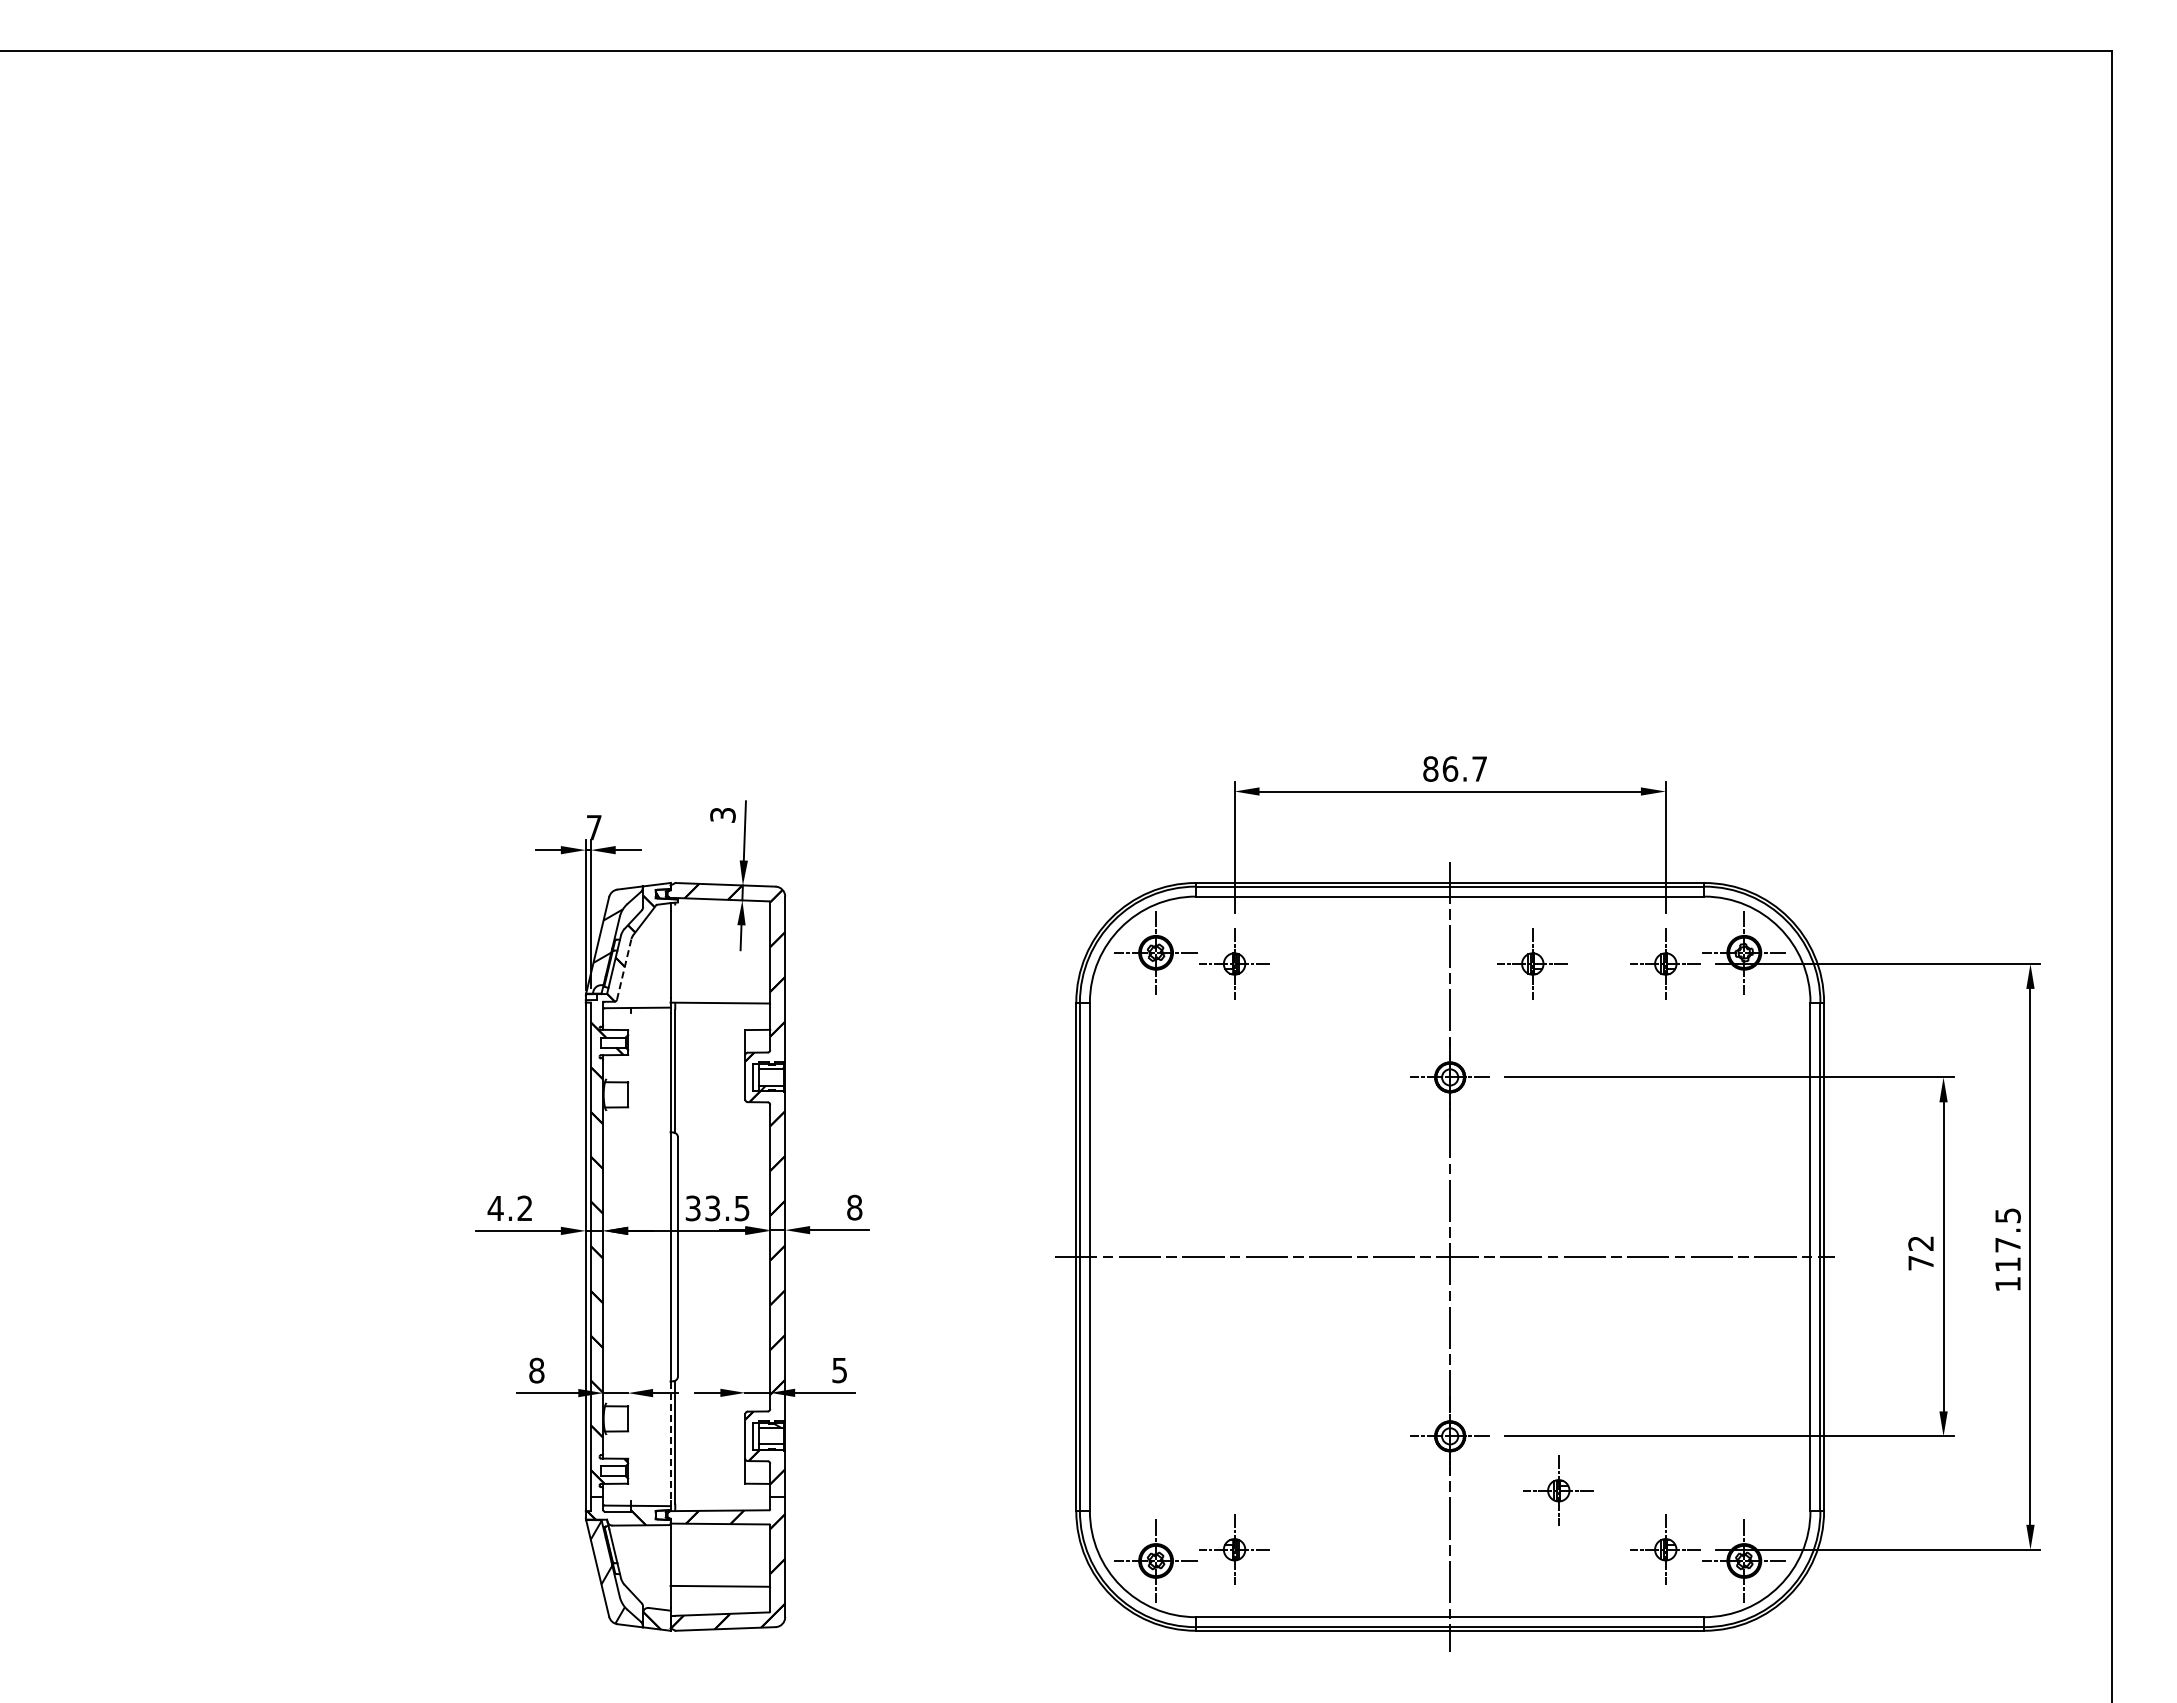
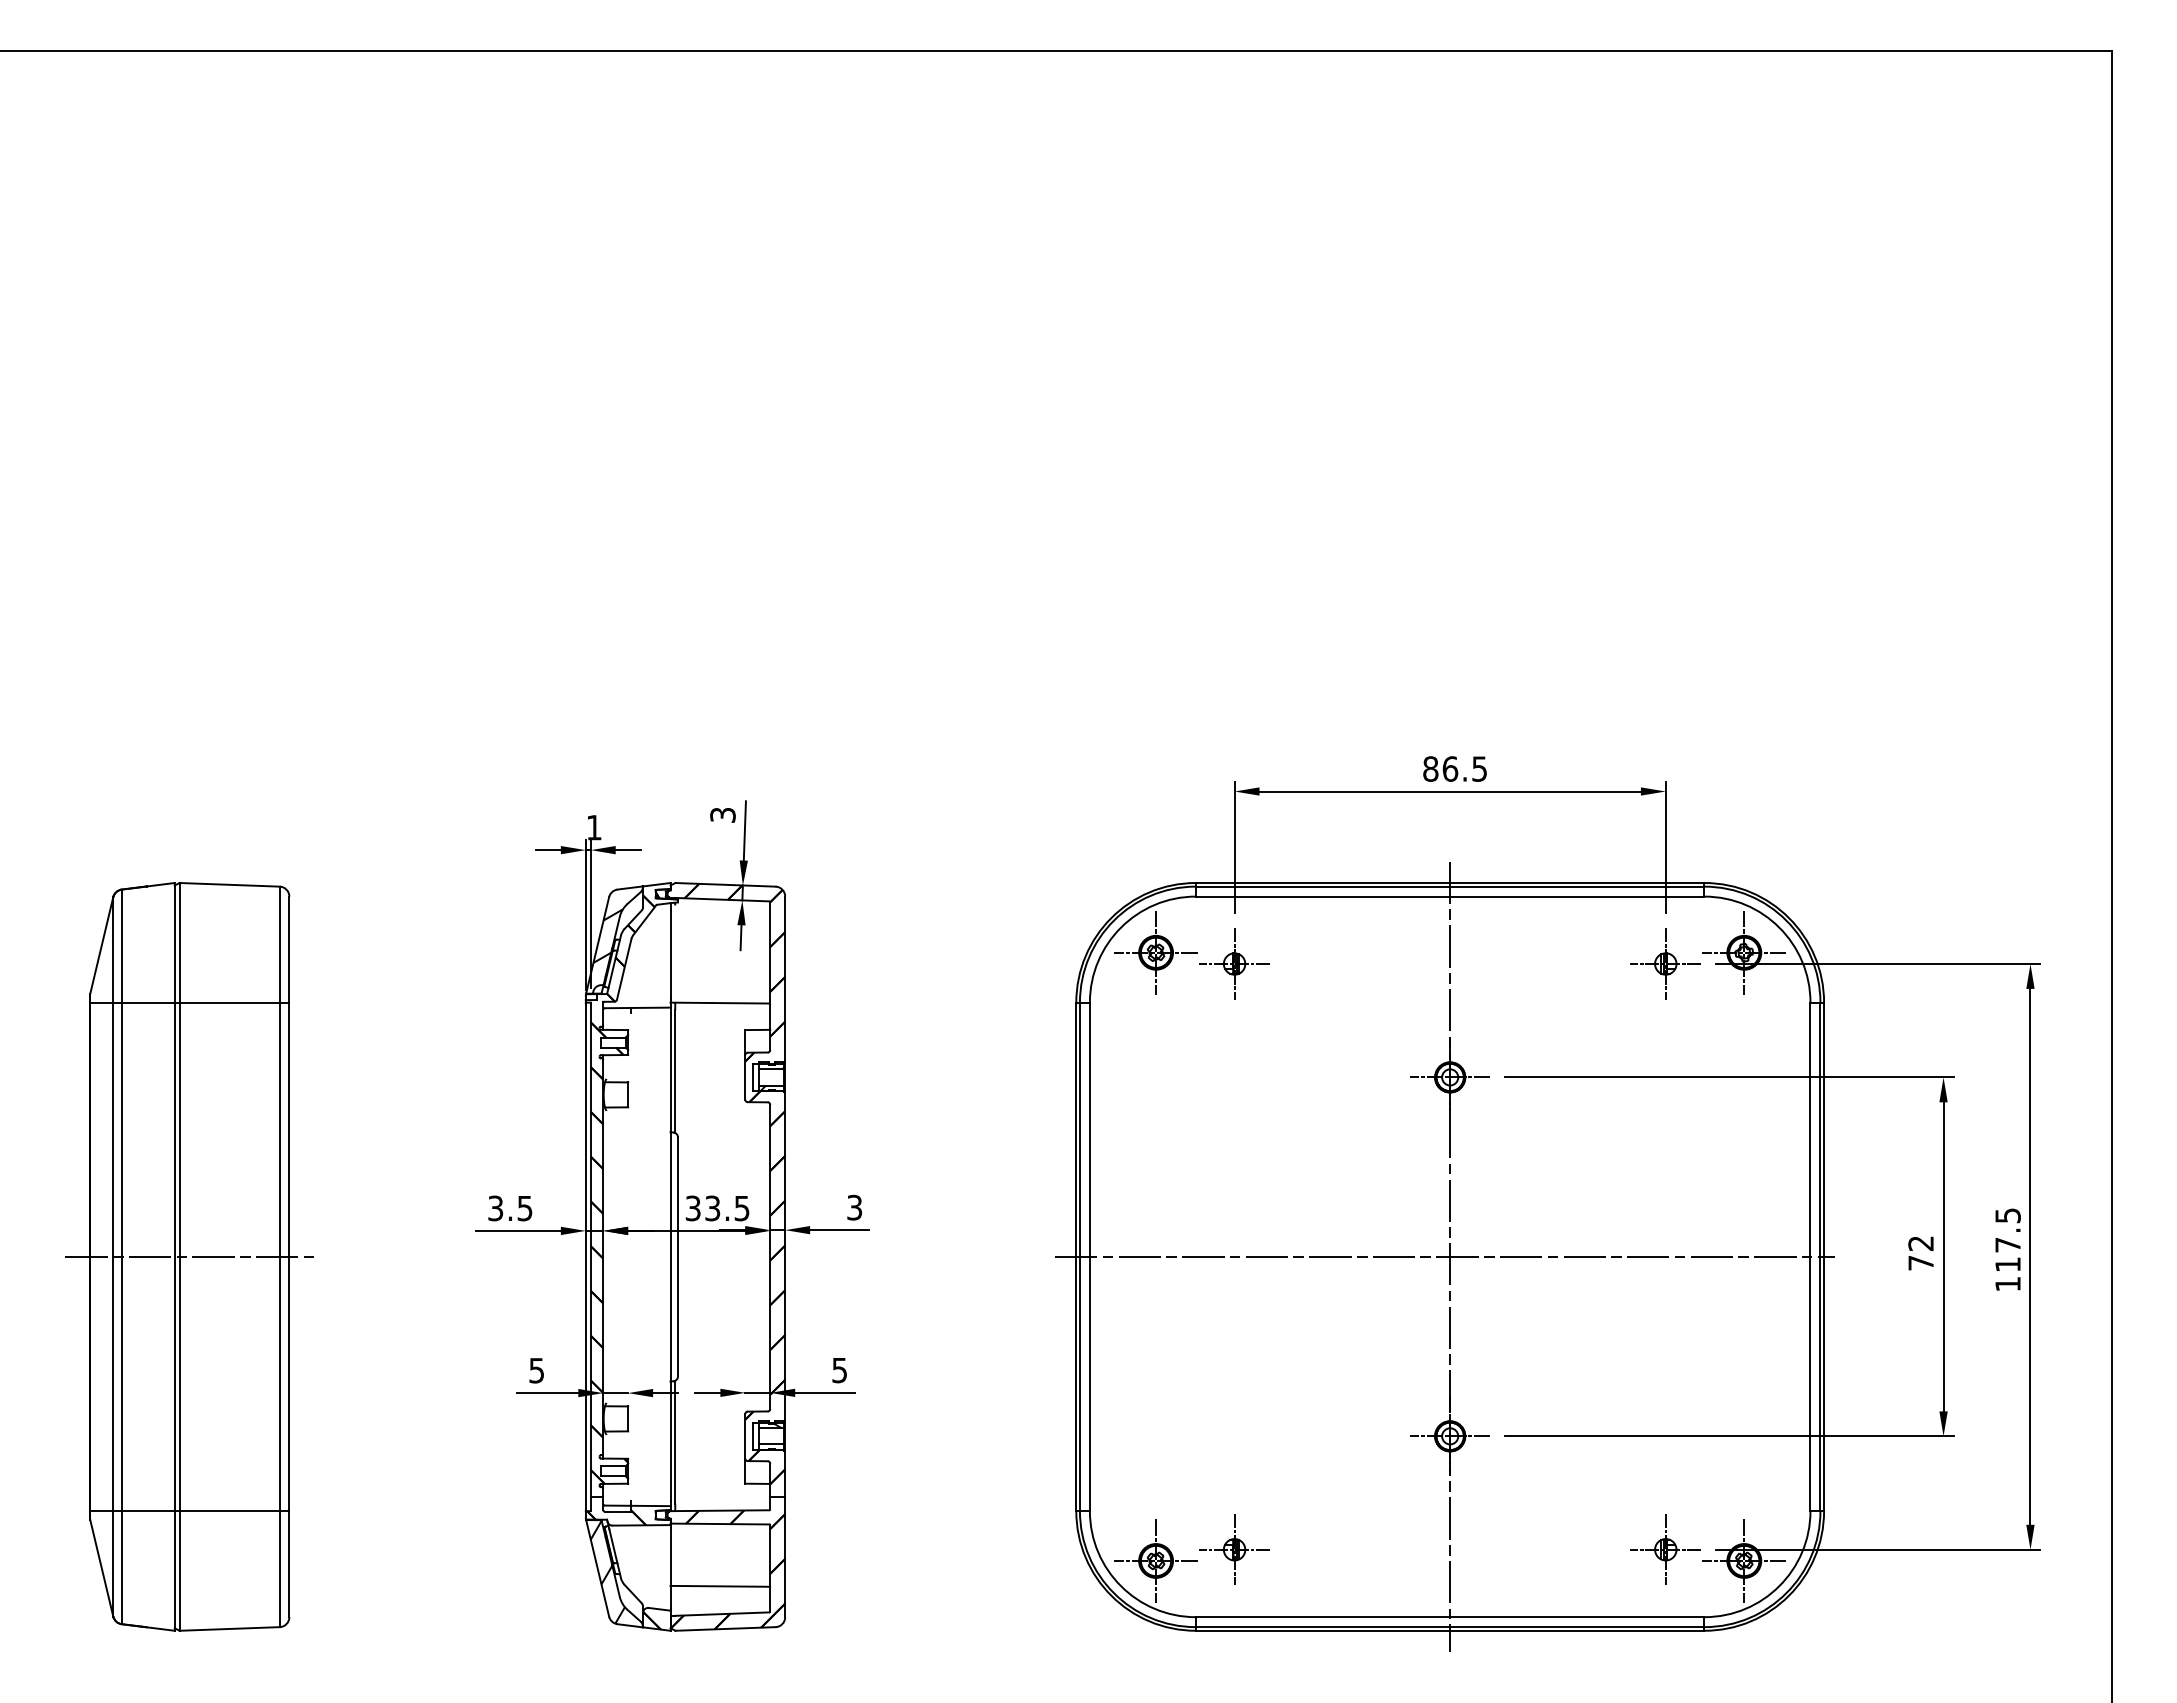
text: 86.7 -> 86.5 (1479, 768)
text: 7 -> 1 (594, 827)
part: present -> none (1532, 963)
line: dashed -> solid (624, 968)
text: 8 -> 3 (854, 1207)
text: 4.2 -> 3.5 (509, 1208)
part: none -> present (189, 1256)
text: 8 -> 5 (536, 1370)
line: dashed -> solid (670, 1441)
part: present -> none (1558, 1490)
